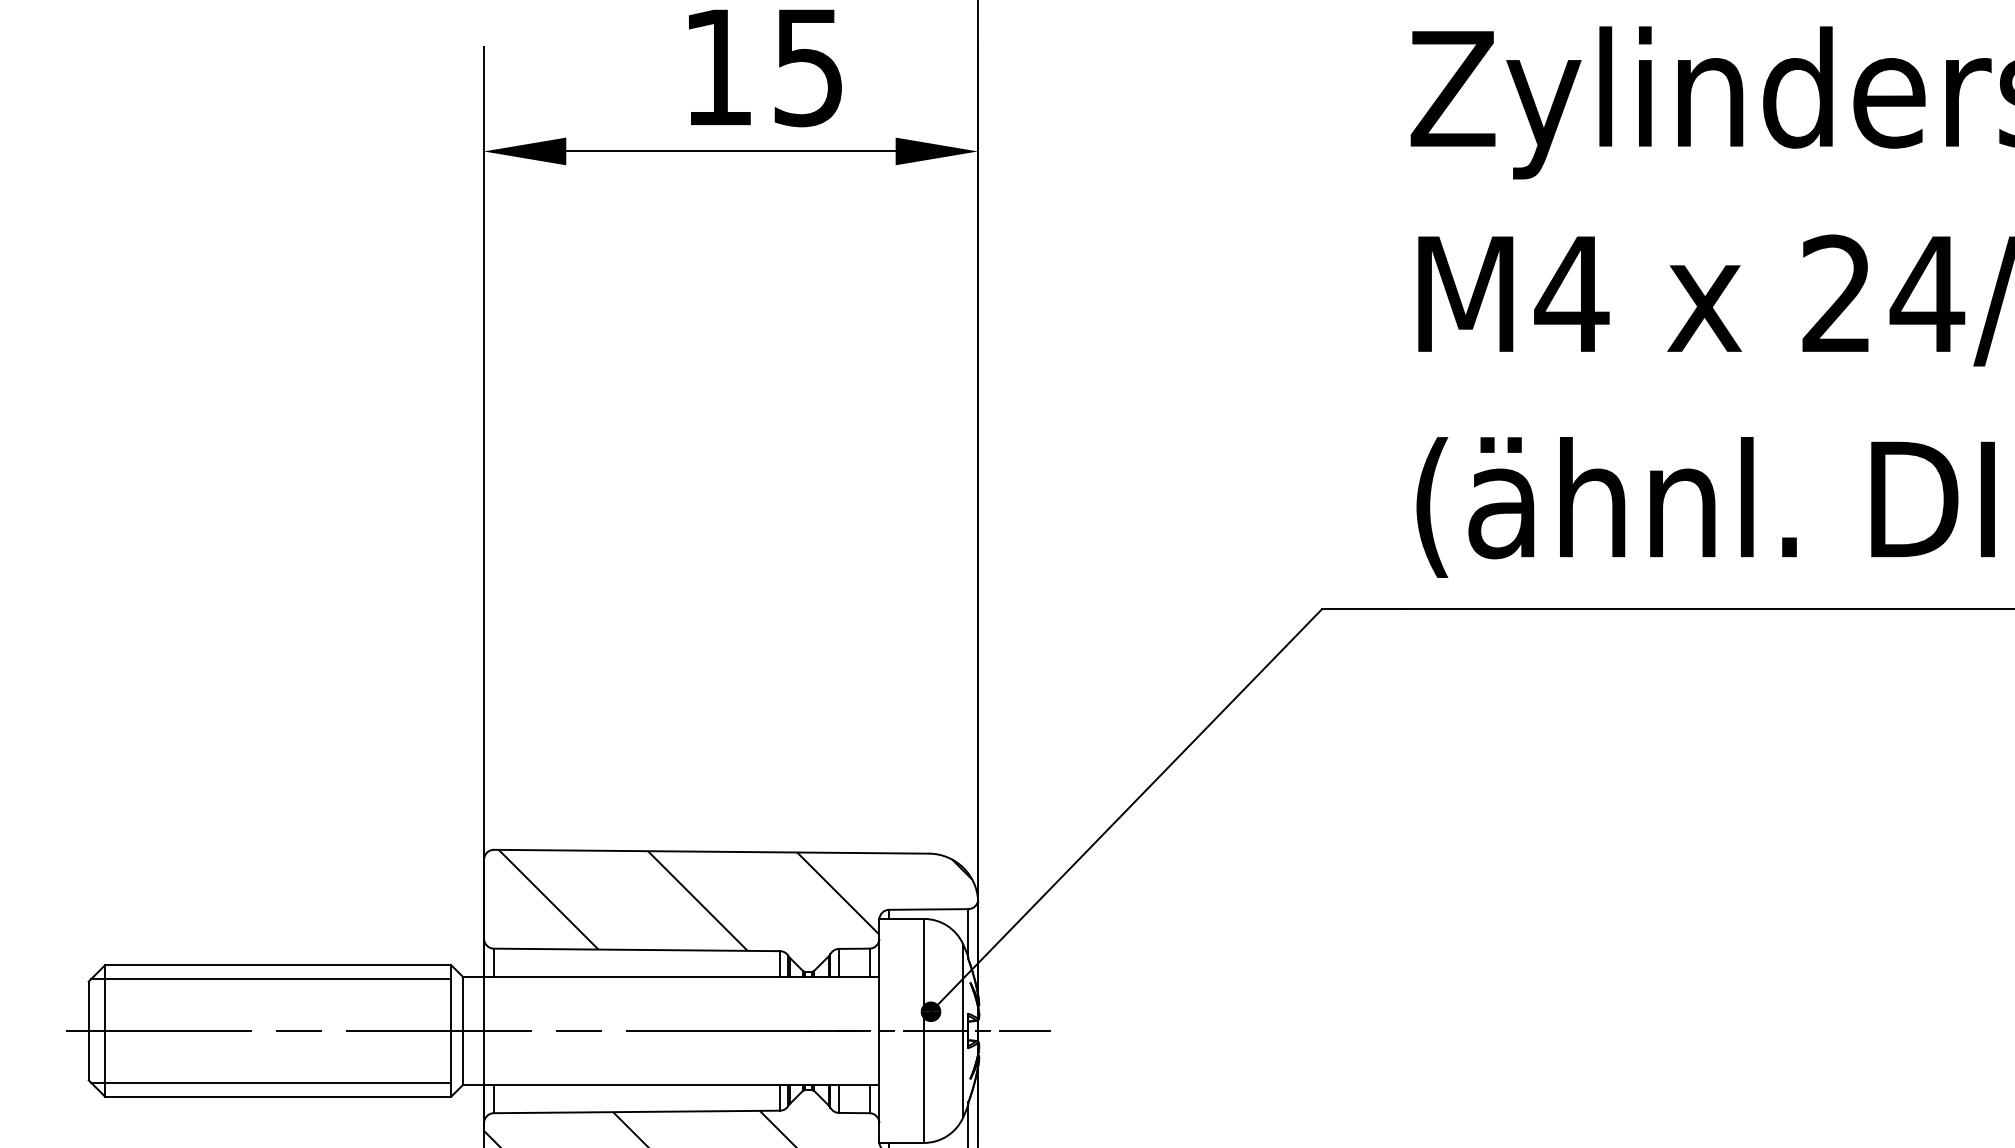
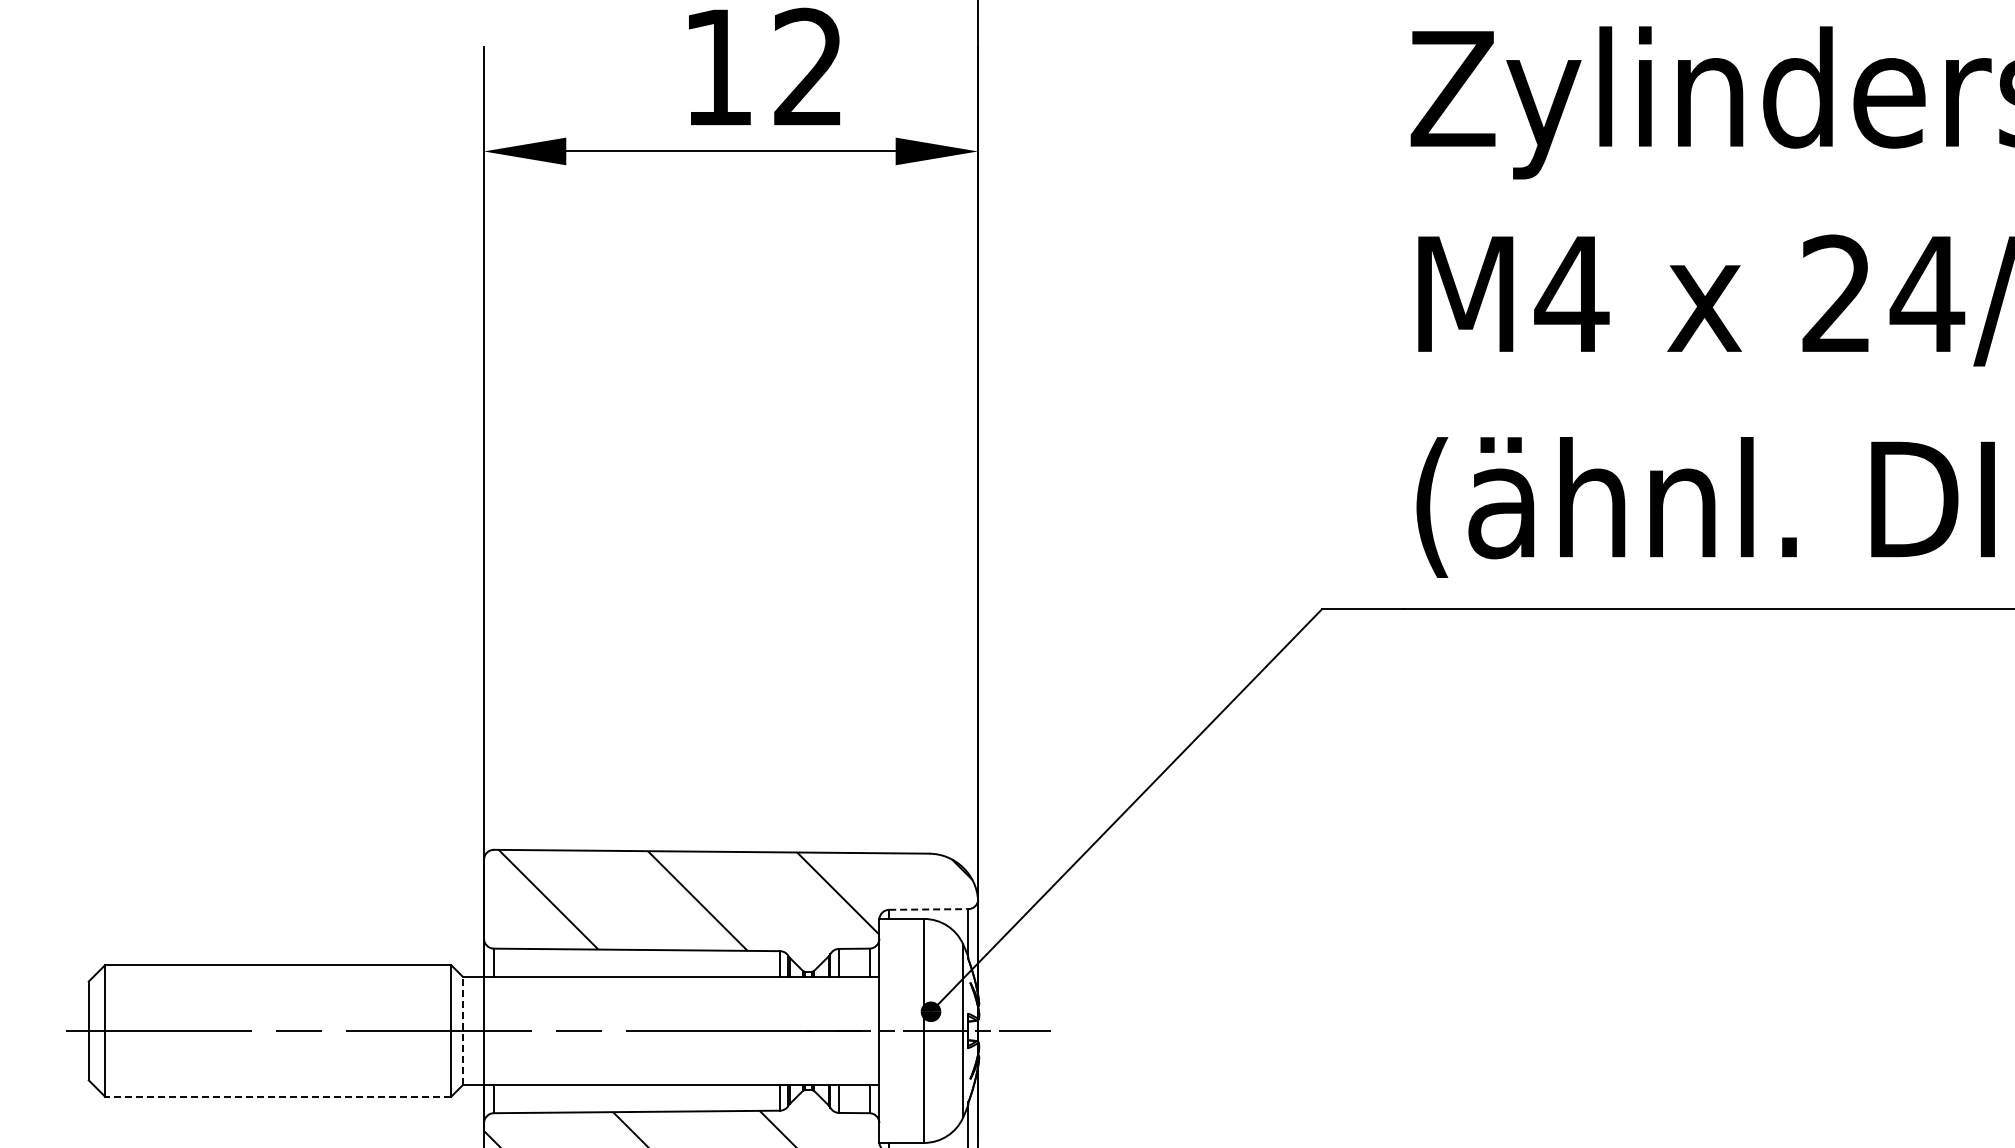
text: 15 -> 12 (807, 67)
line: solid -> dashed (928, 909)
line: present -> none (271, 978)
line: solid -> dashed (462, 1030)
line: present -> none (271, 1083)
line: solid -> dashed (278, 1096)
